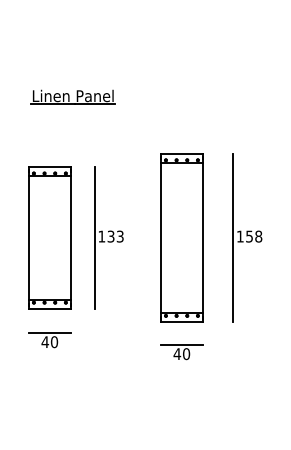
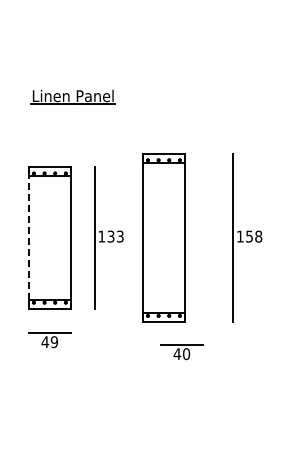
part position: (181, 237) -> (163, 237) (163, 237)
line: solid -> dashed (28, 238)
text: 40 -> 49 (53, 342)
